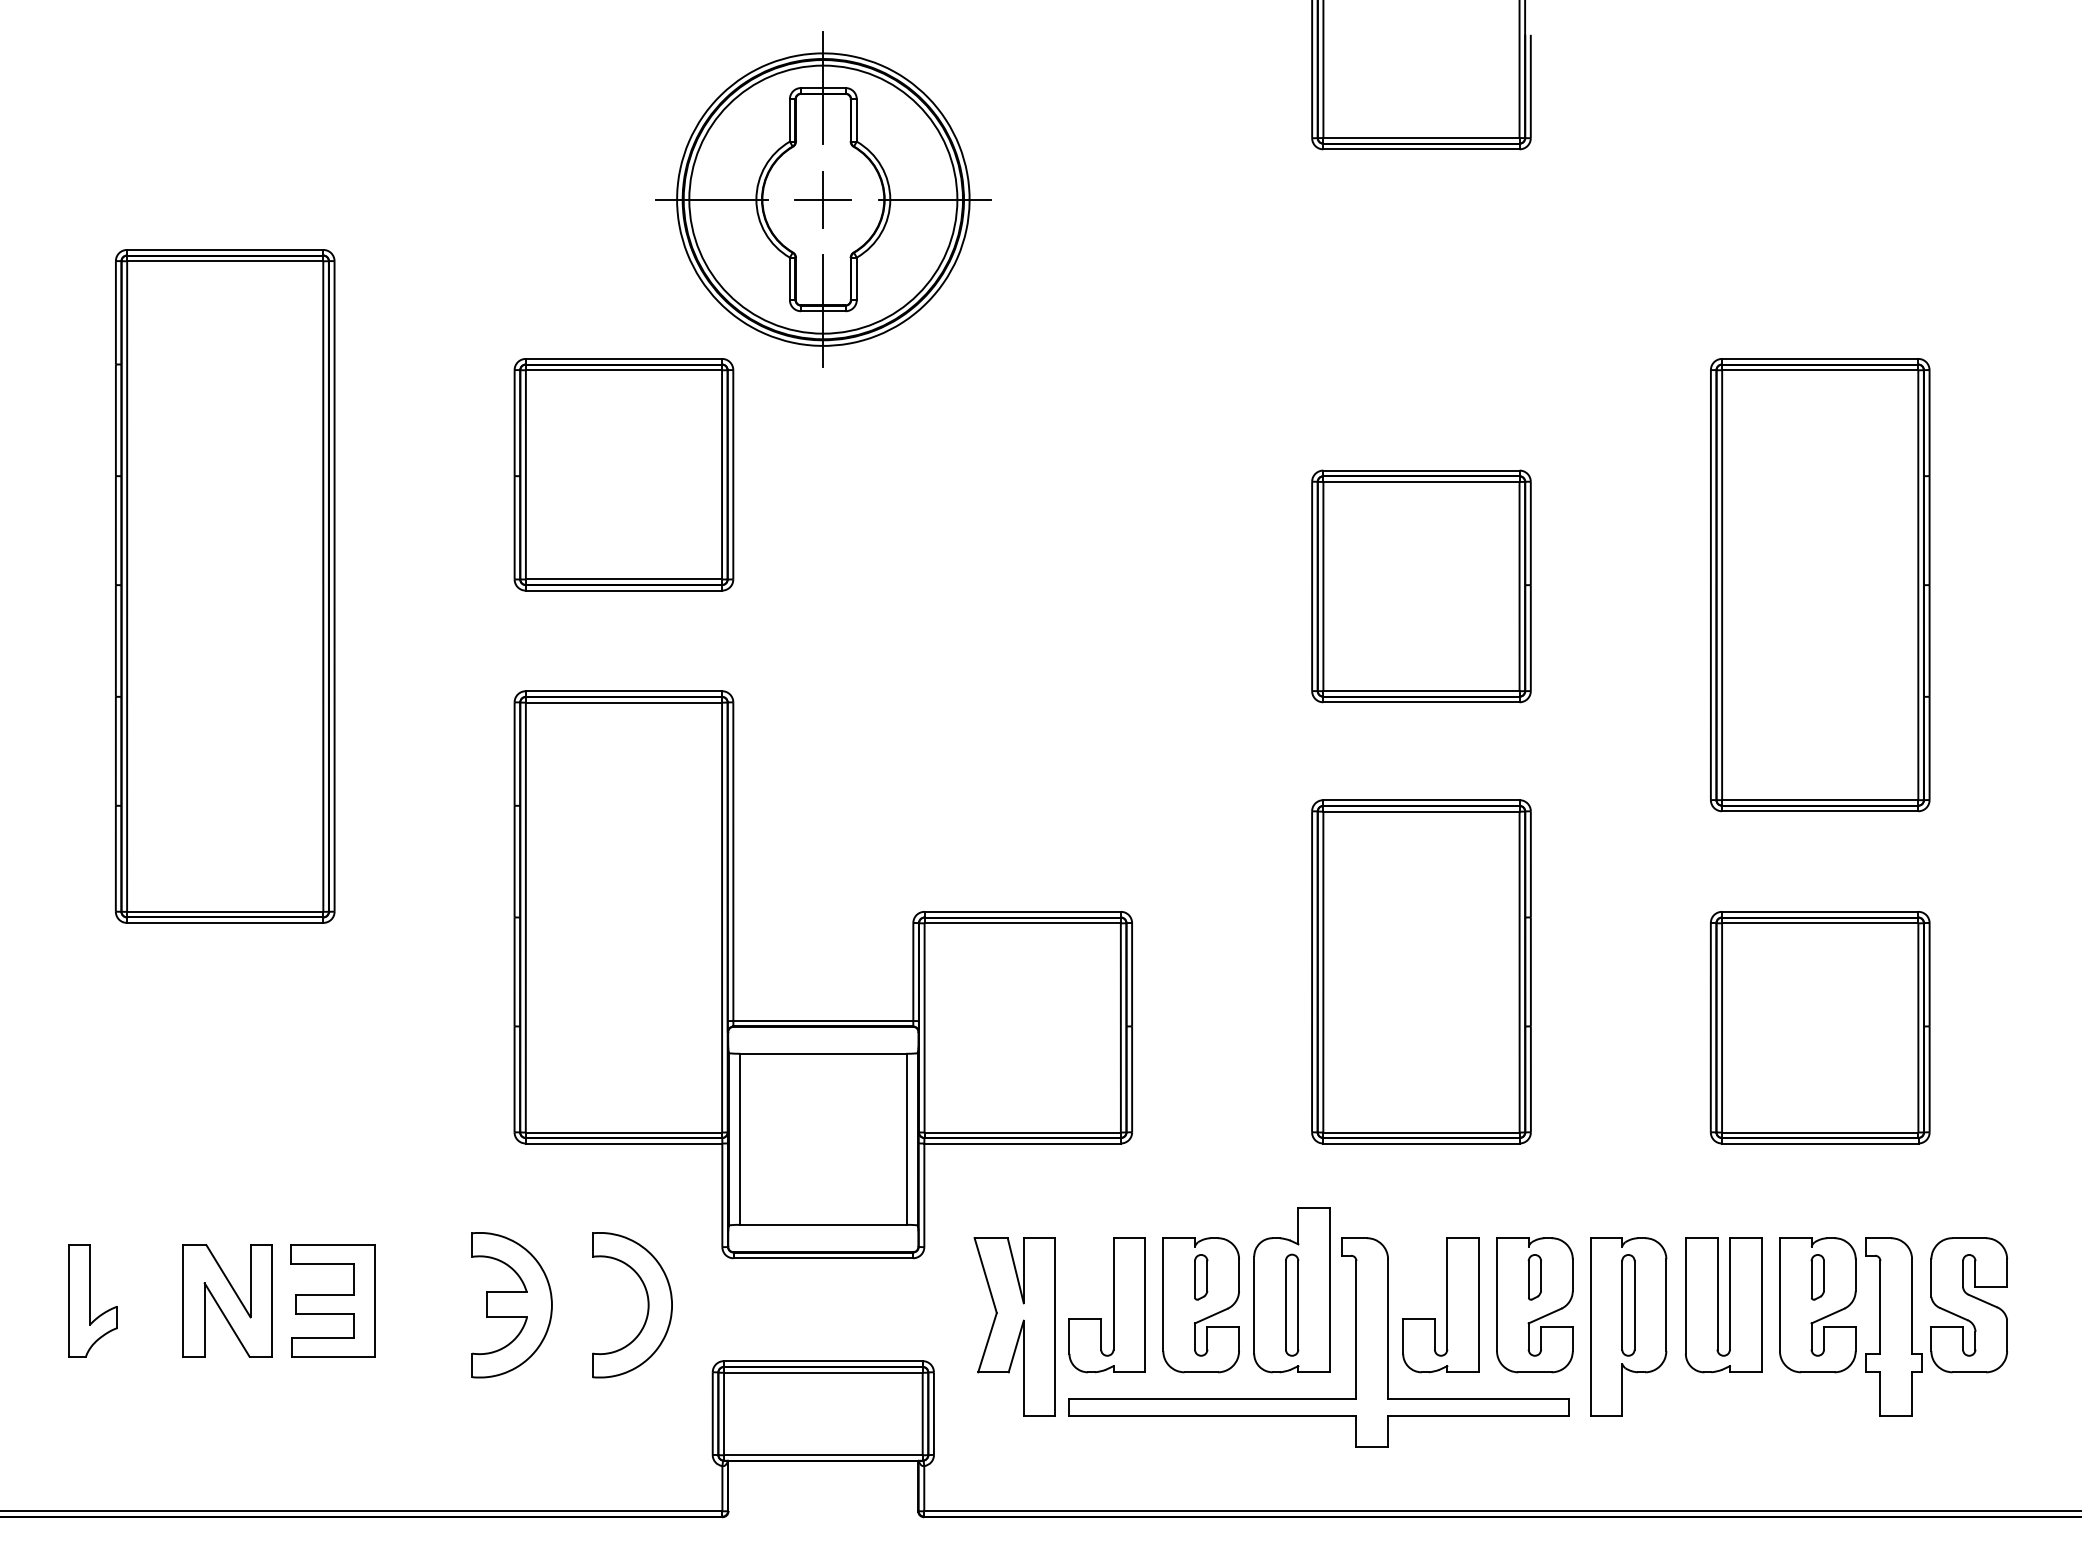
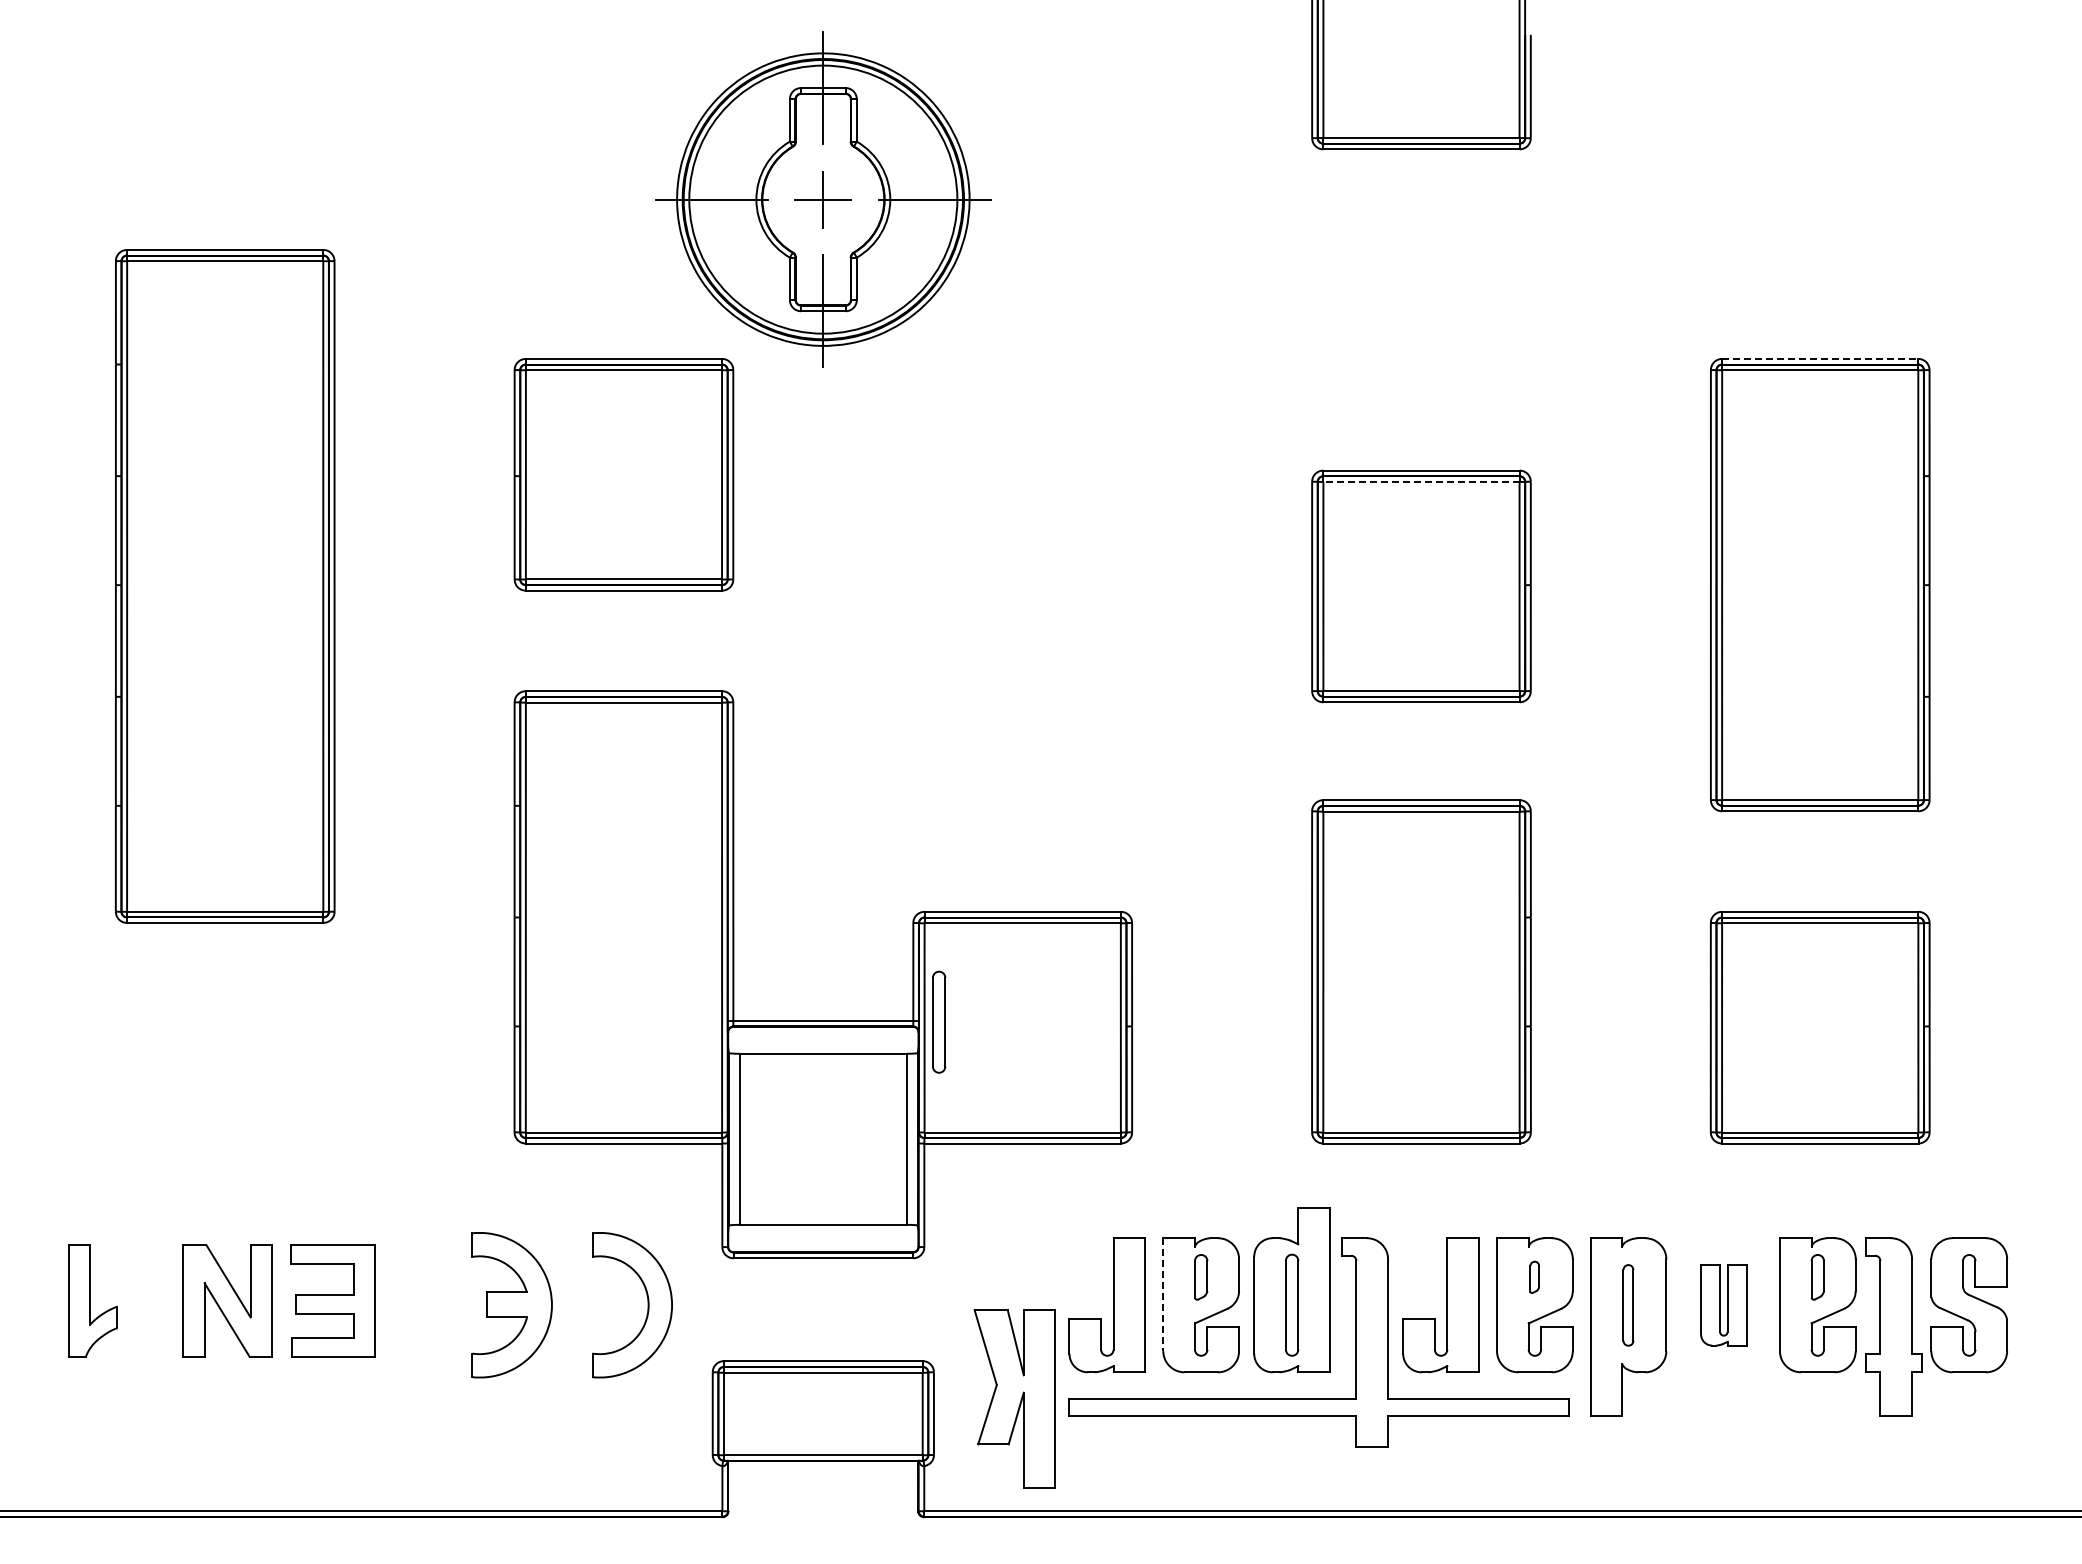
line: solid -> dashed (1820, 358)
line: solid -> dashed (1420, 481)
part: none -> present (939, 1021)
part size: 15x47 px -> 11x34 px (1534, 1276)
line: solid -> dashed (1163, 1295)
part size: 15x103 px -> 13x83 px (1628, 1305)
part size: 78x137 px -> 48x83 px (1723, 1305)
part position: (1014, 1326) -> (1014, 1398) (1014, 1398)
